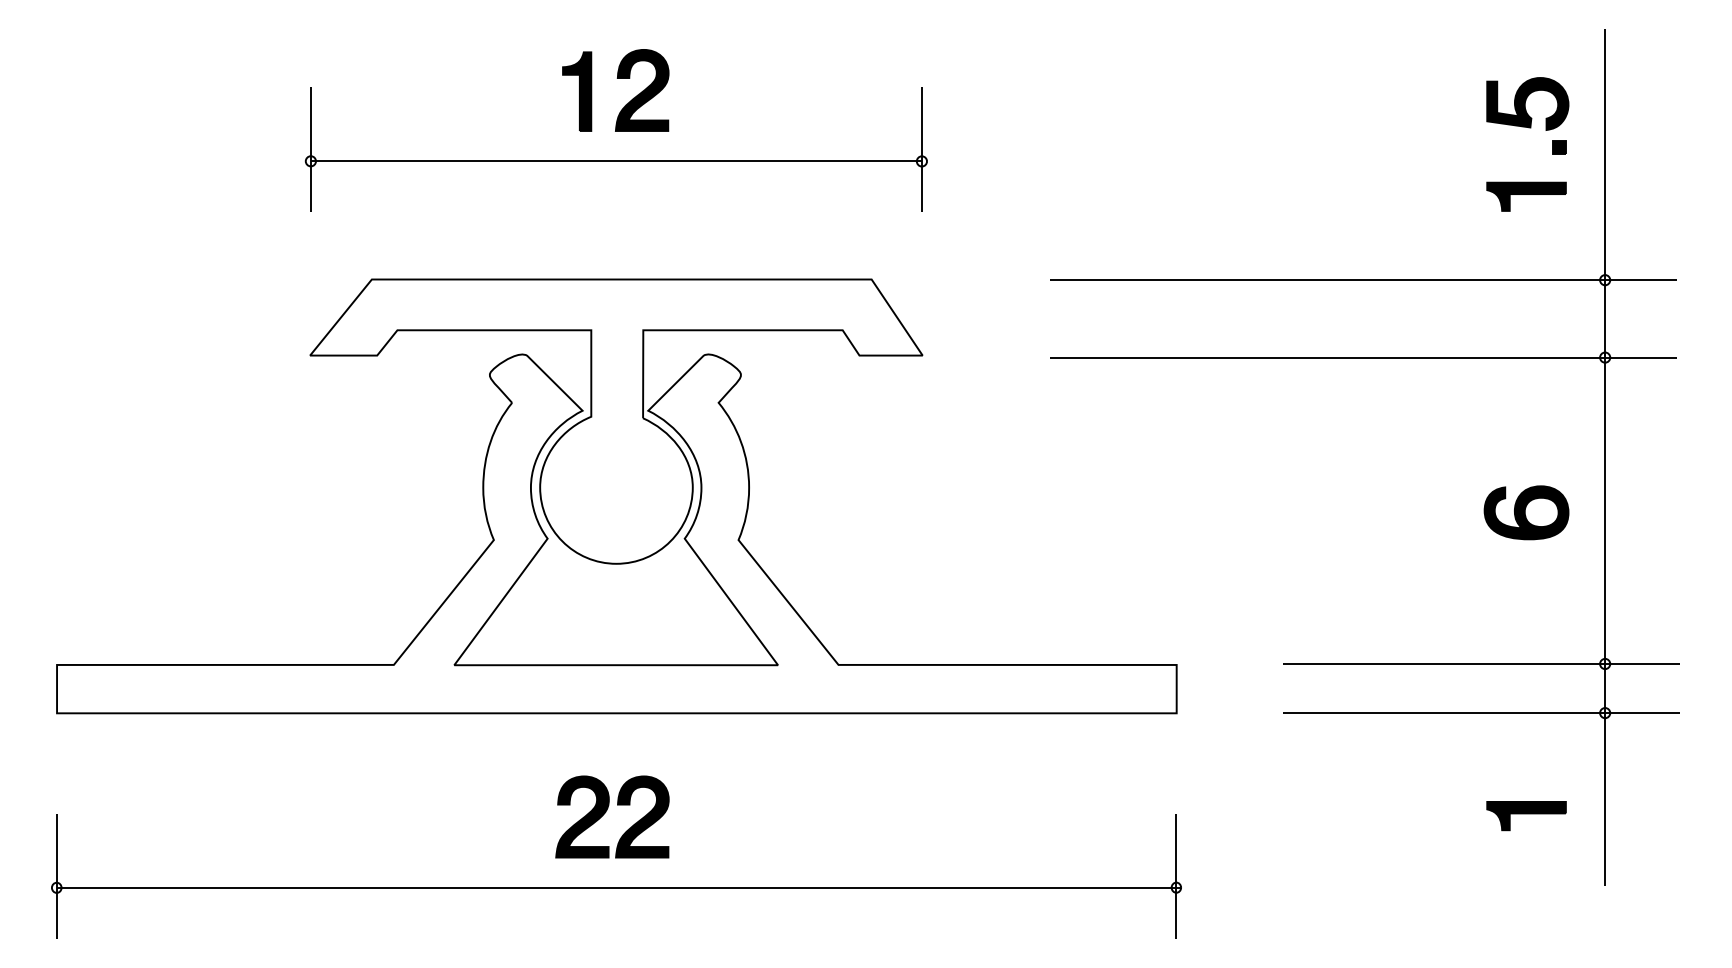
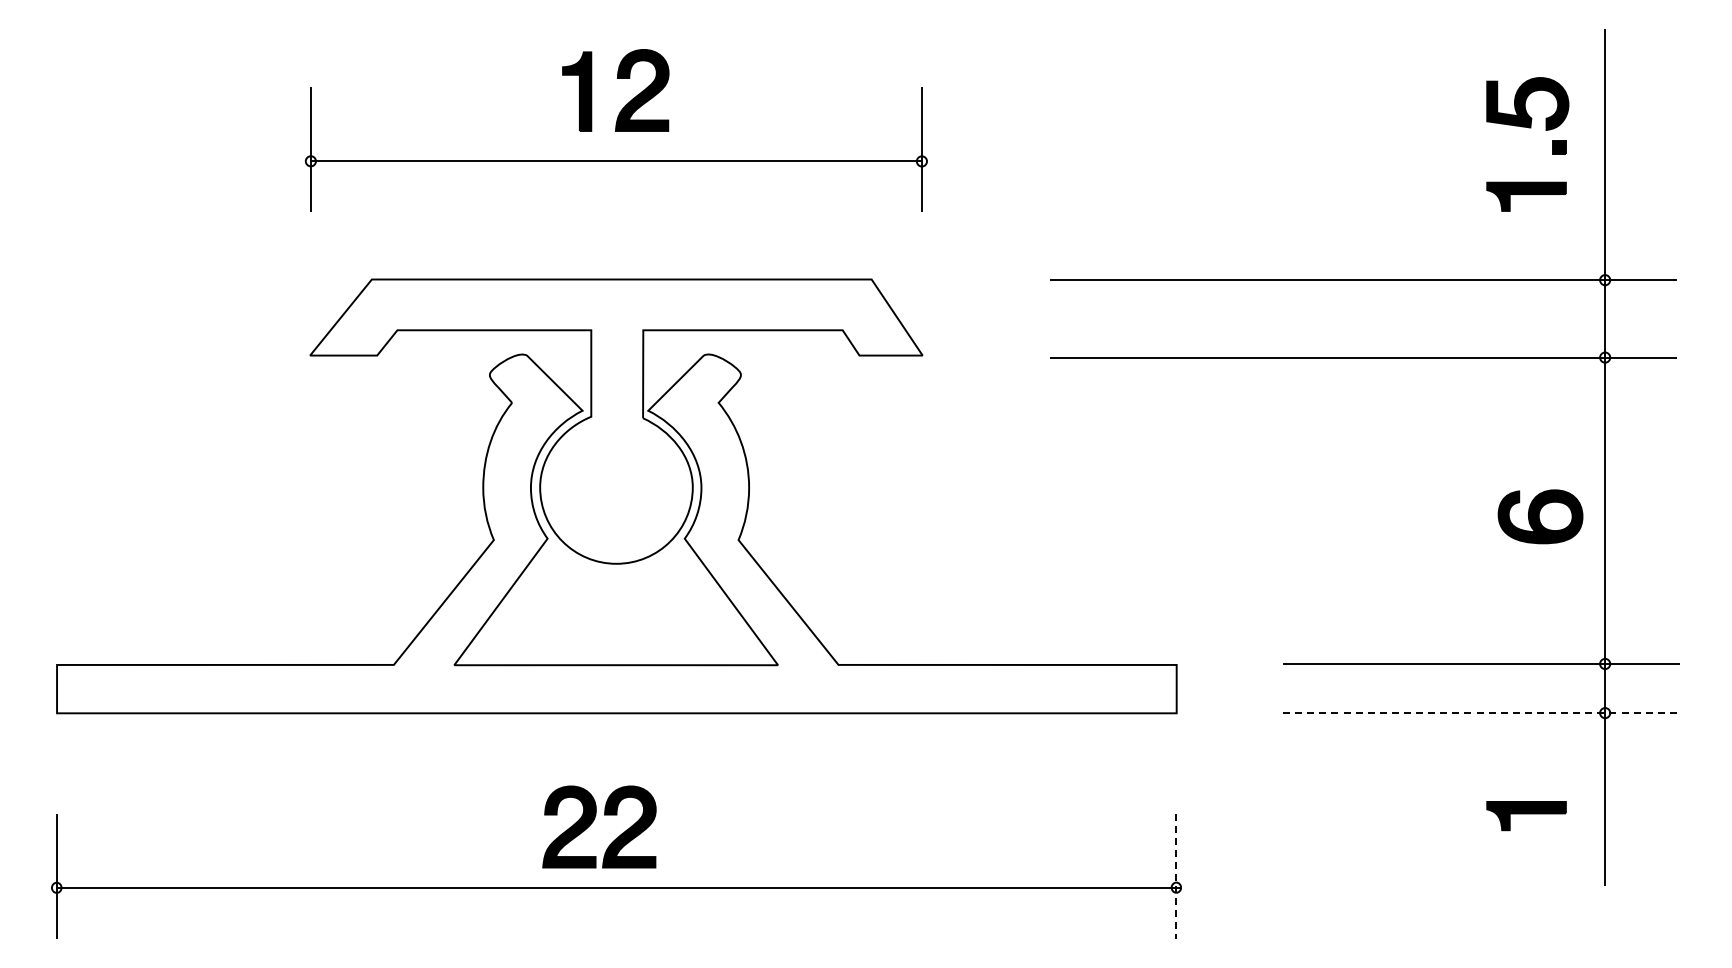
part position: (1526, 512) -> (1540, 516) (1540, 516)
line: solid -> dashed (1482, 713)
part position: (606, 812) -> (593, 822) (593, 822)
line: solid -> dashed (1176, 876)
